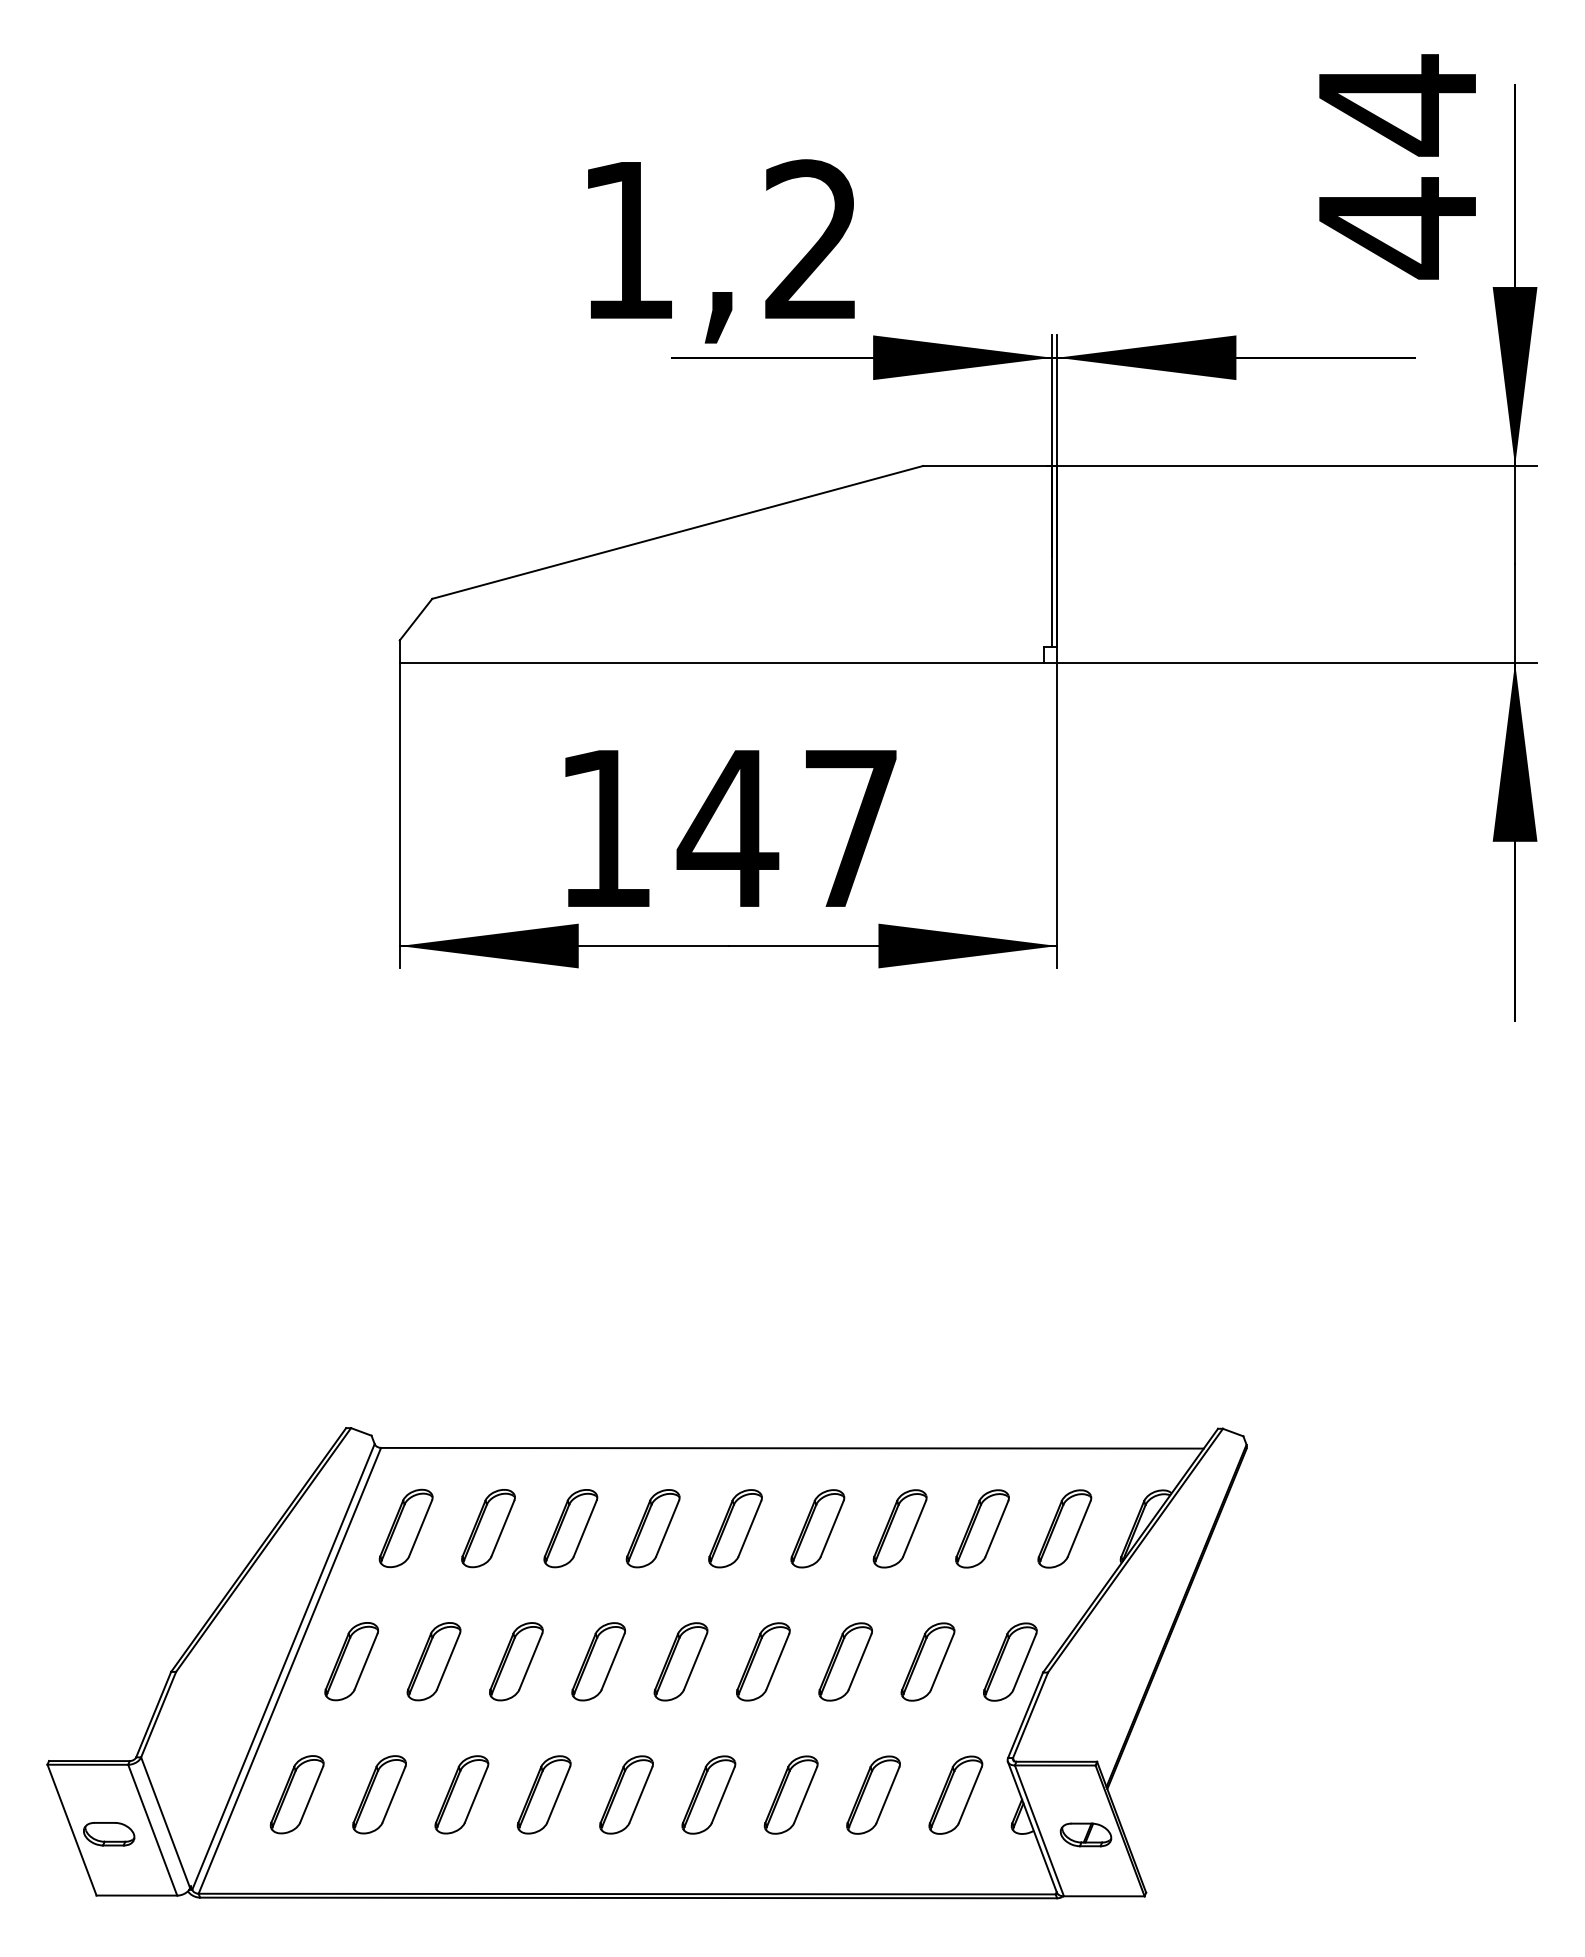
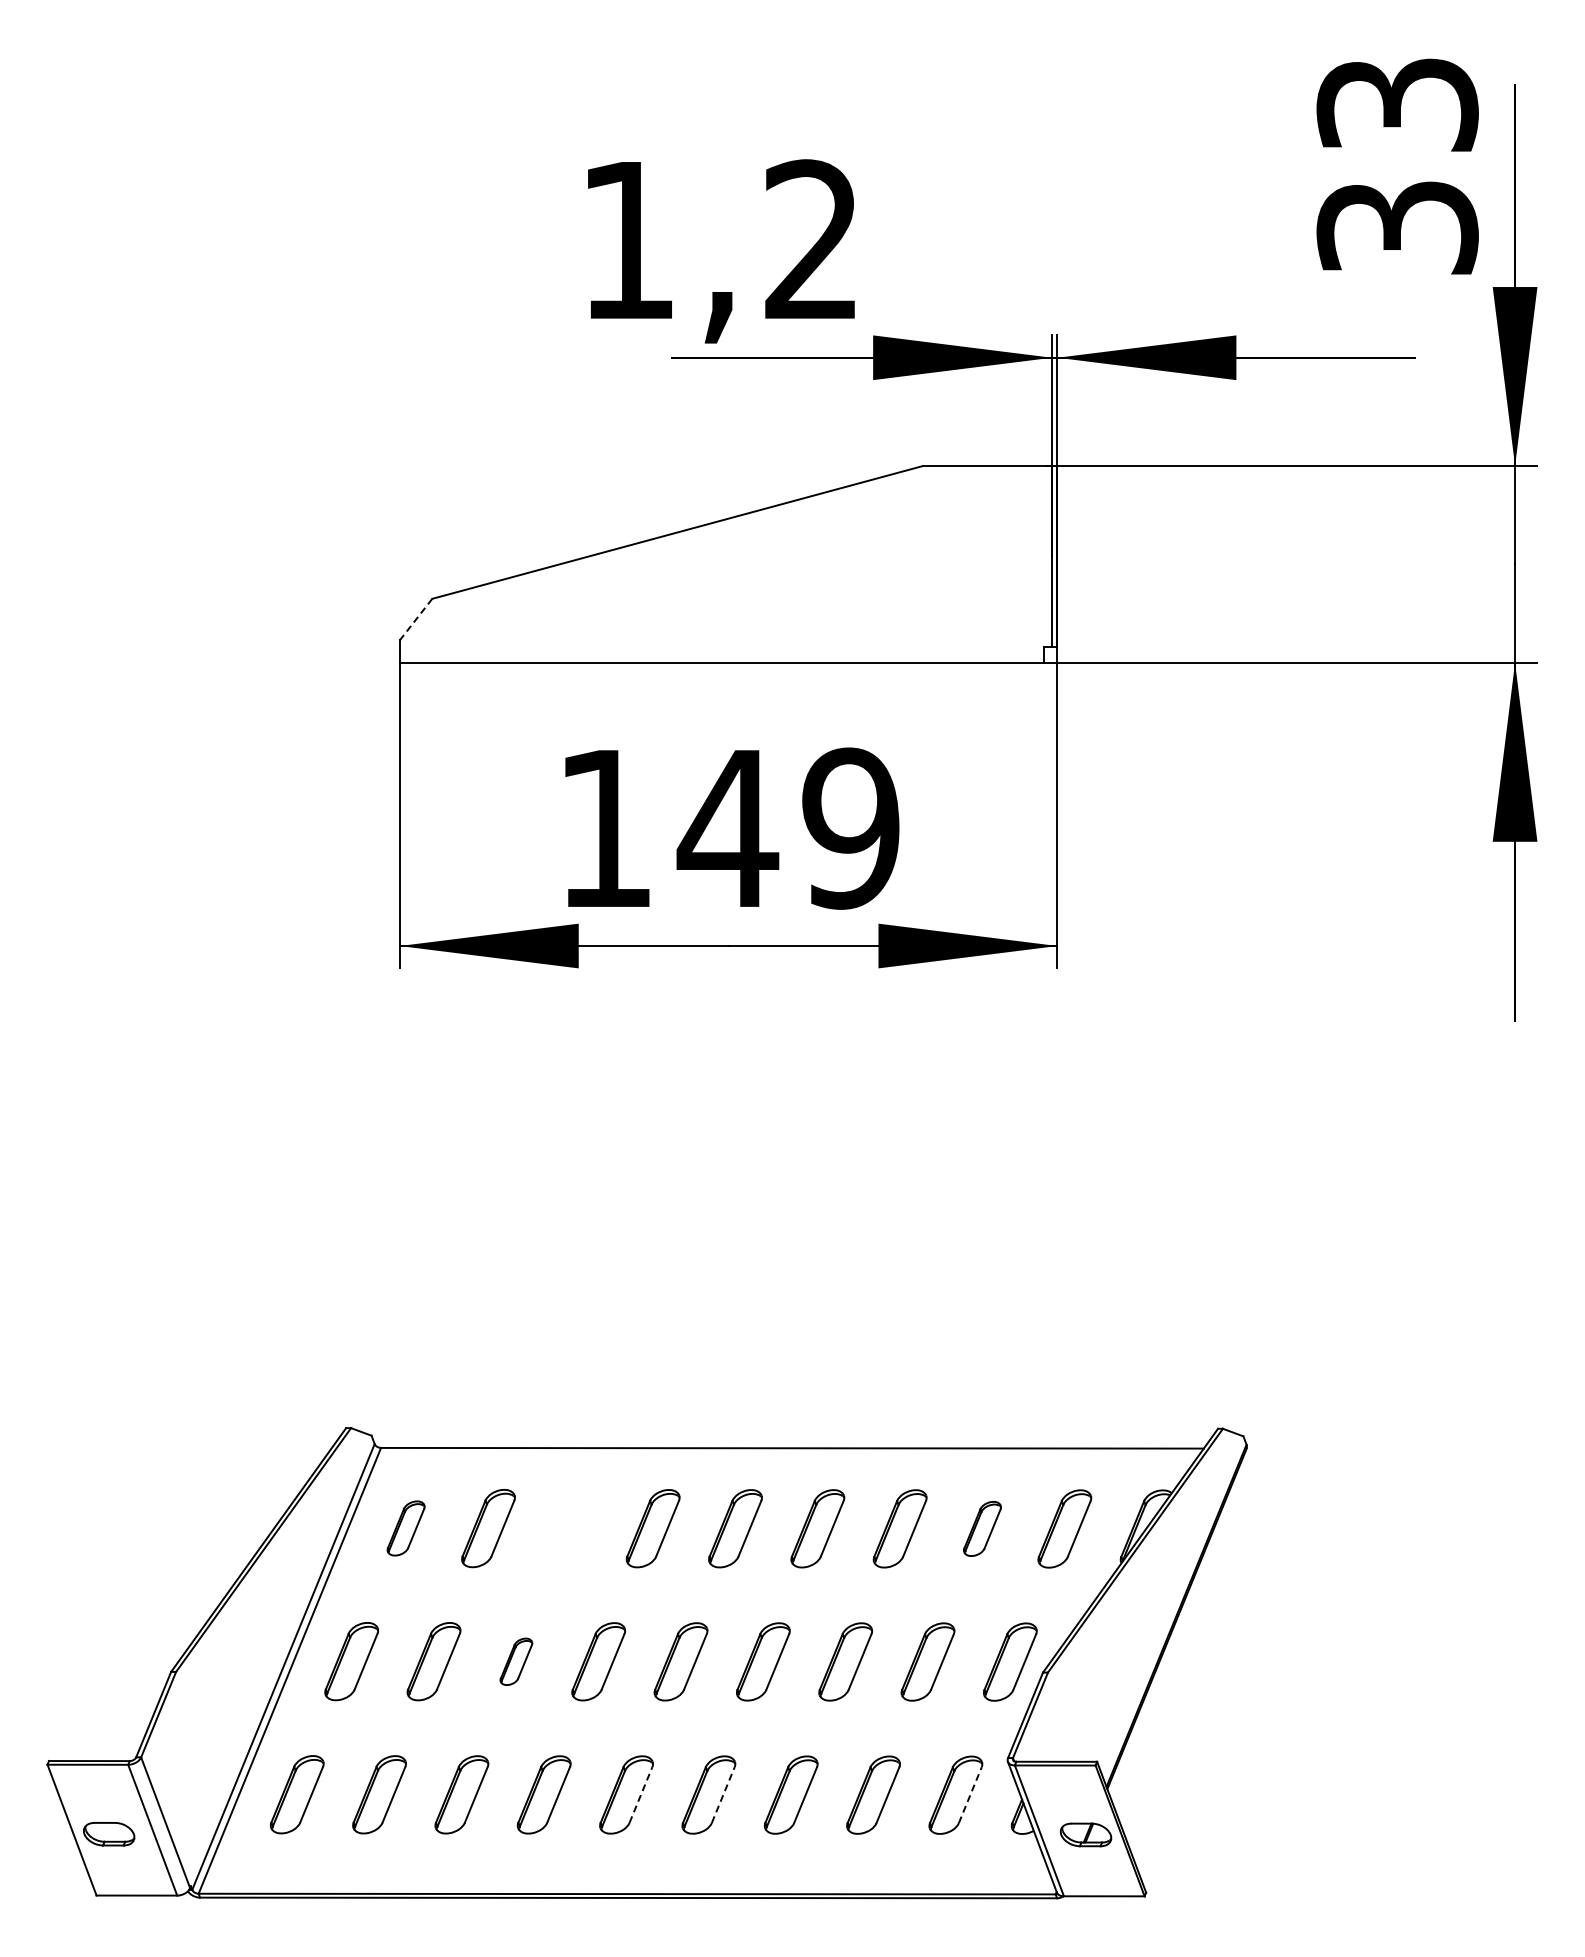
text: 44 -> 33 (1397, 166)
line: solid -> dashed (415, 620)
text: 147 -> 149 (850, 828)
part size: 56x81 px -> 40x57 px (405, 1528)
part: present -> none (570, 1528)
part size: 55x80 px -> 39x56 px (982, 1528)
part size: 55x80 px -> 35x49 px (516, 1661)
line: solid -> dashed (641, 1794)
line: solid -> dashed (723, 1794)
line: solid -> dashed (970, 1794)
